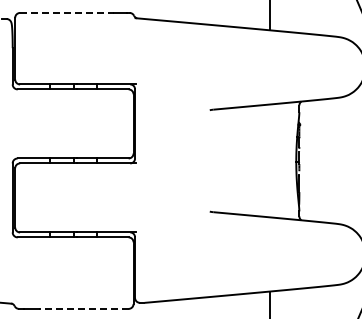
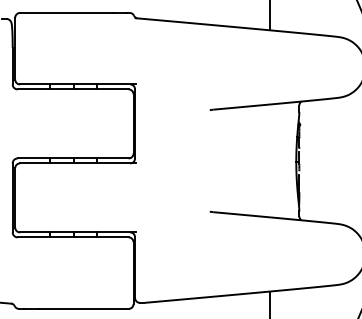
line: dashed -> solid (67, 12)
line: dashed -> solid (83, 308)
